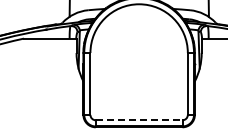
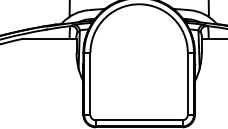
line: dashed -> solid (139, 120)
